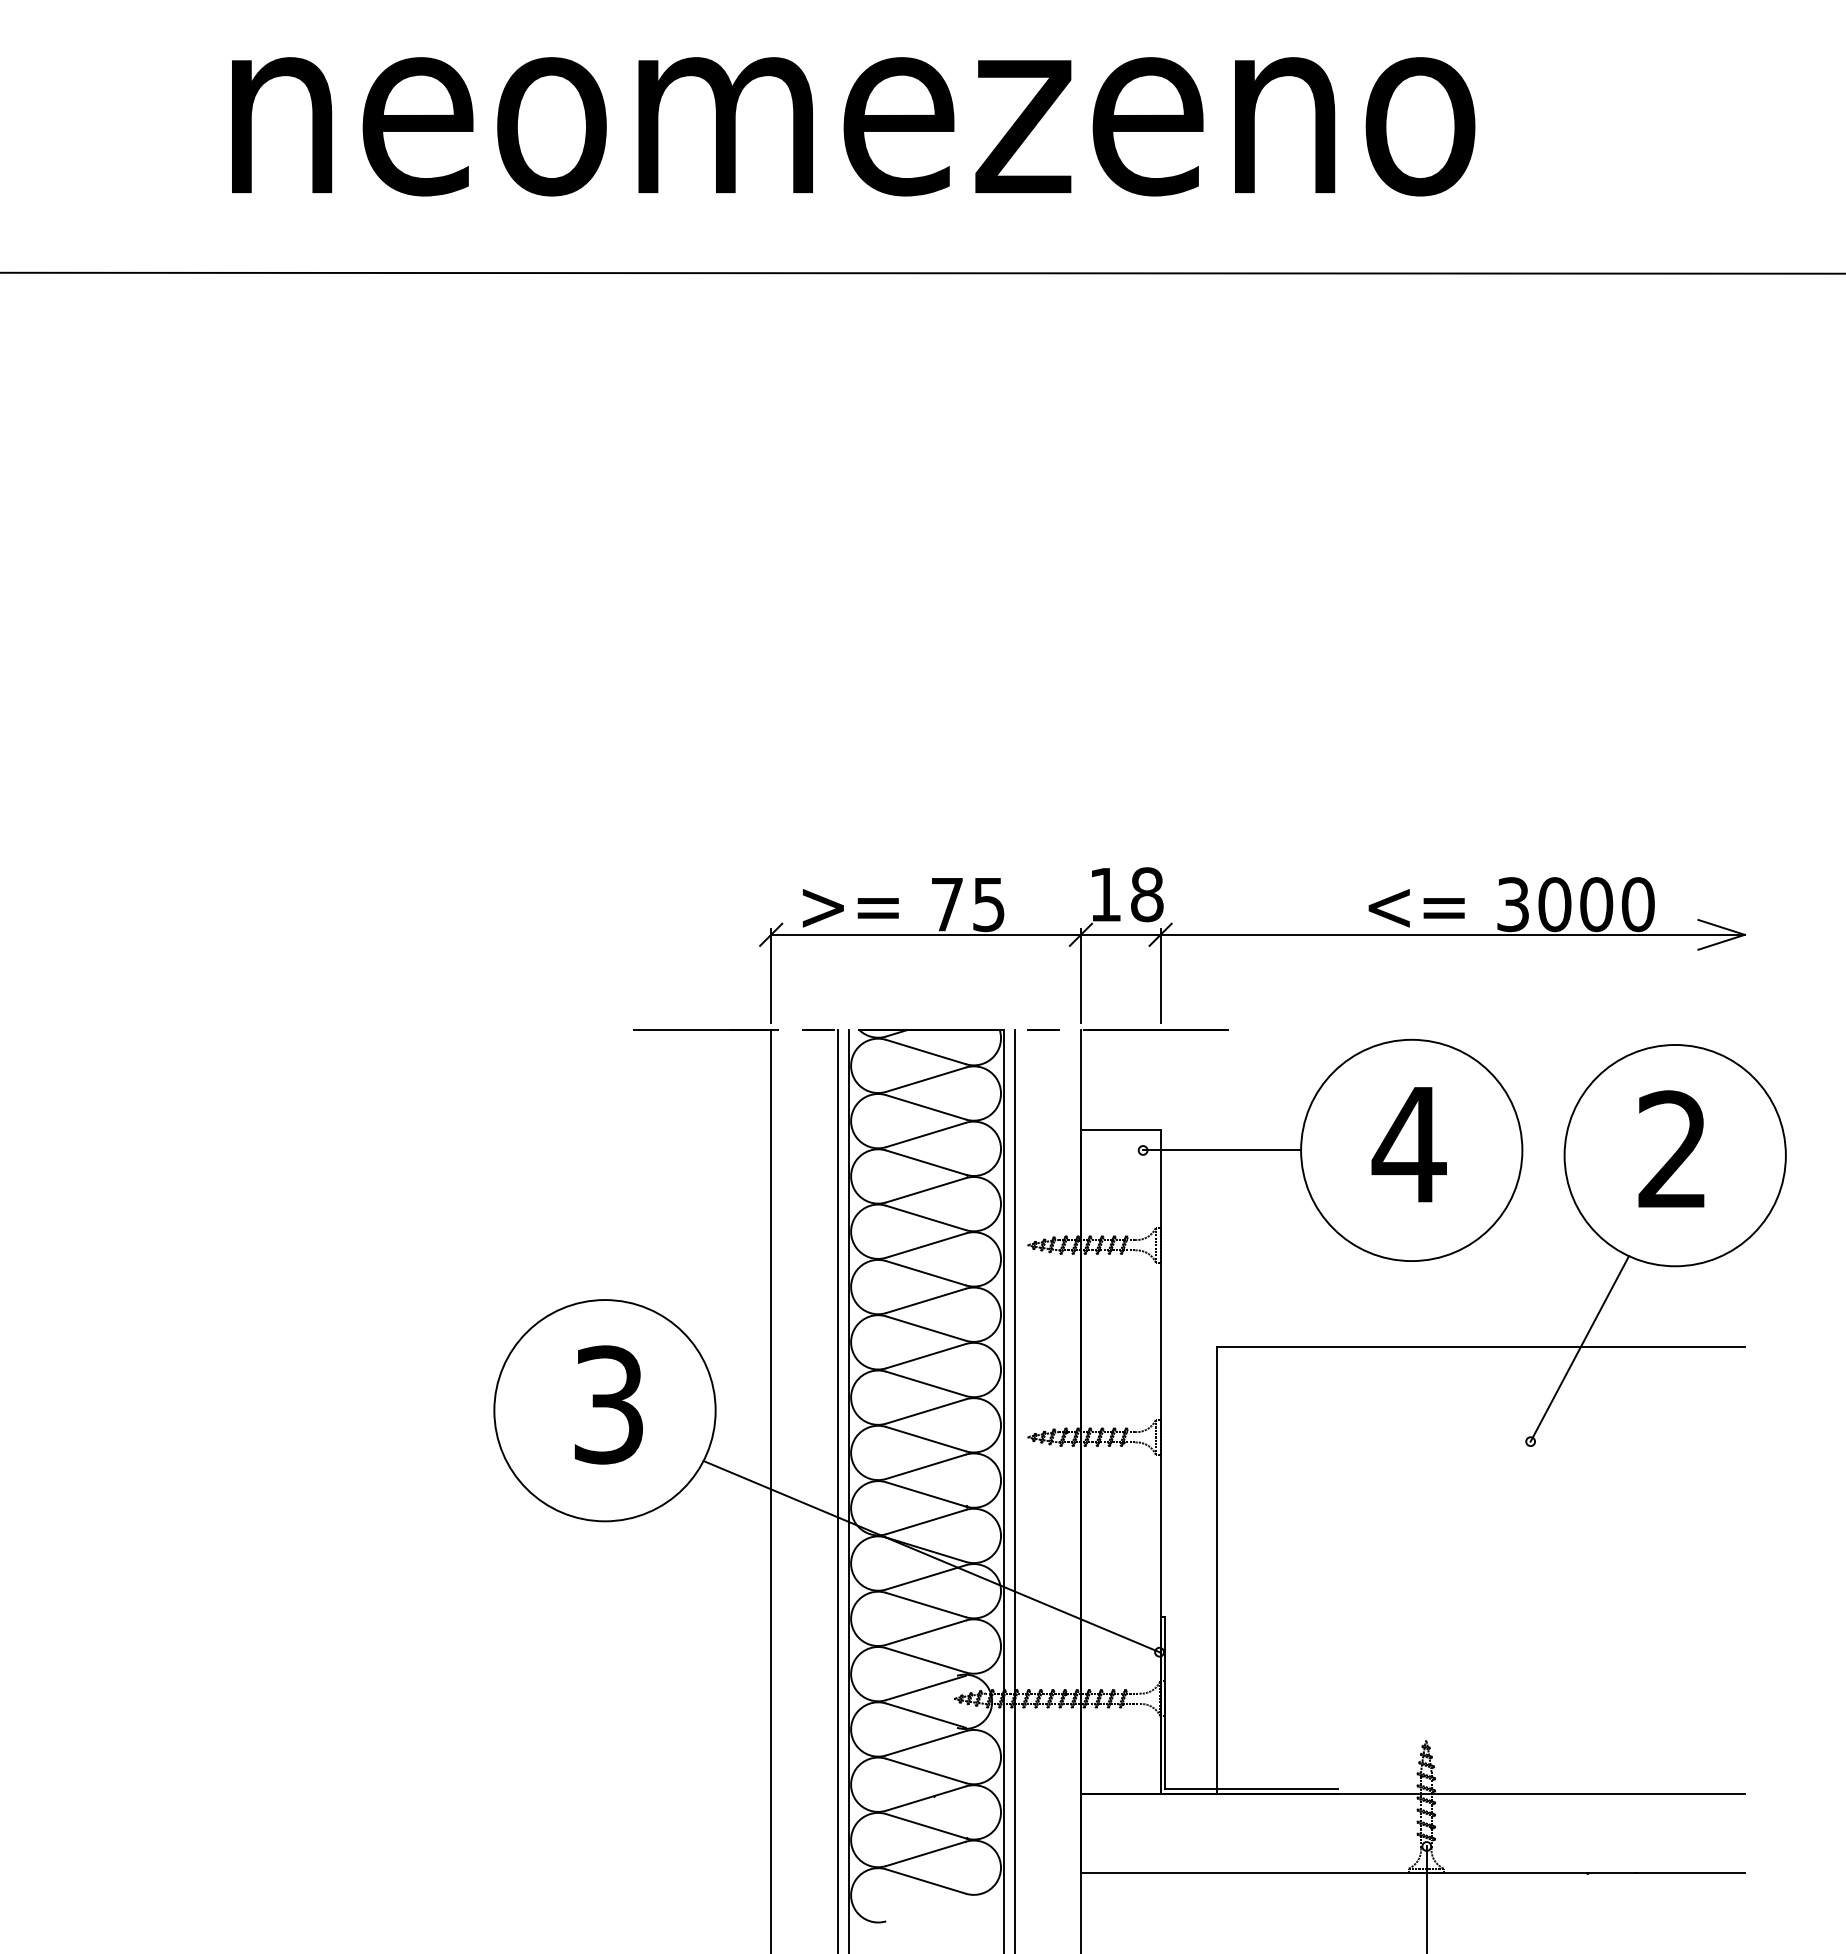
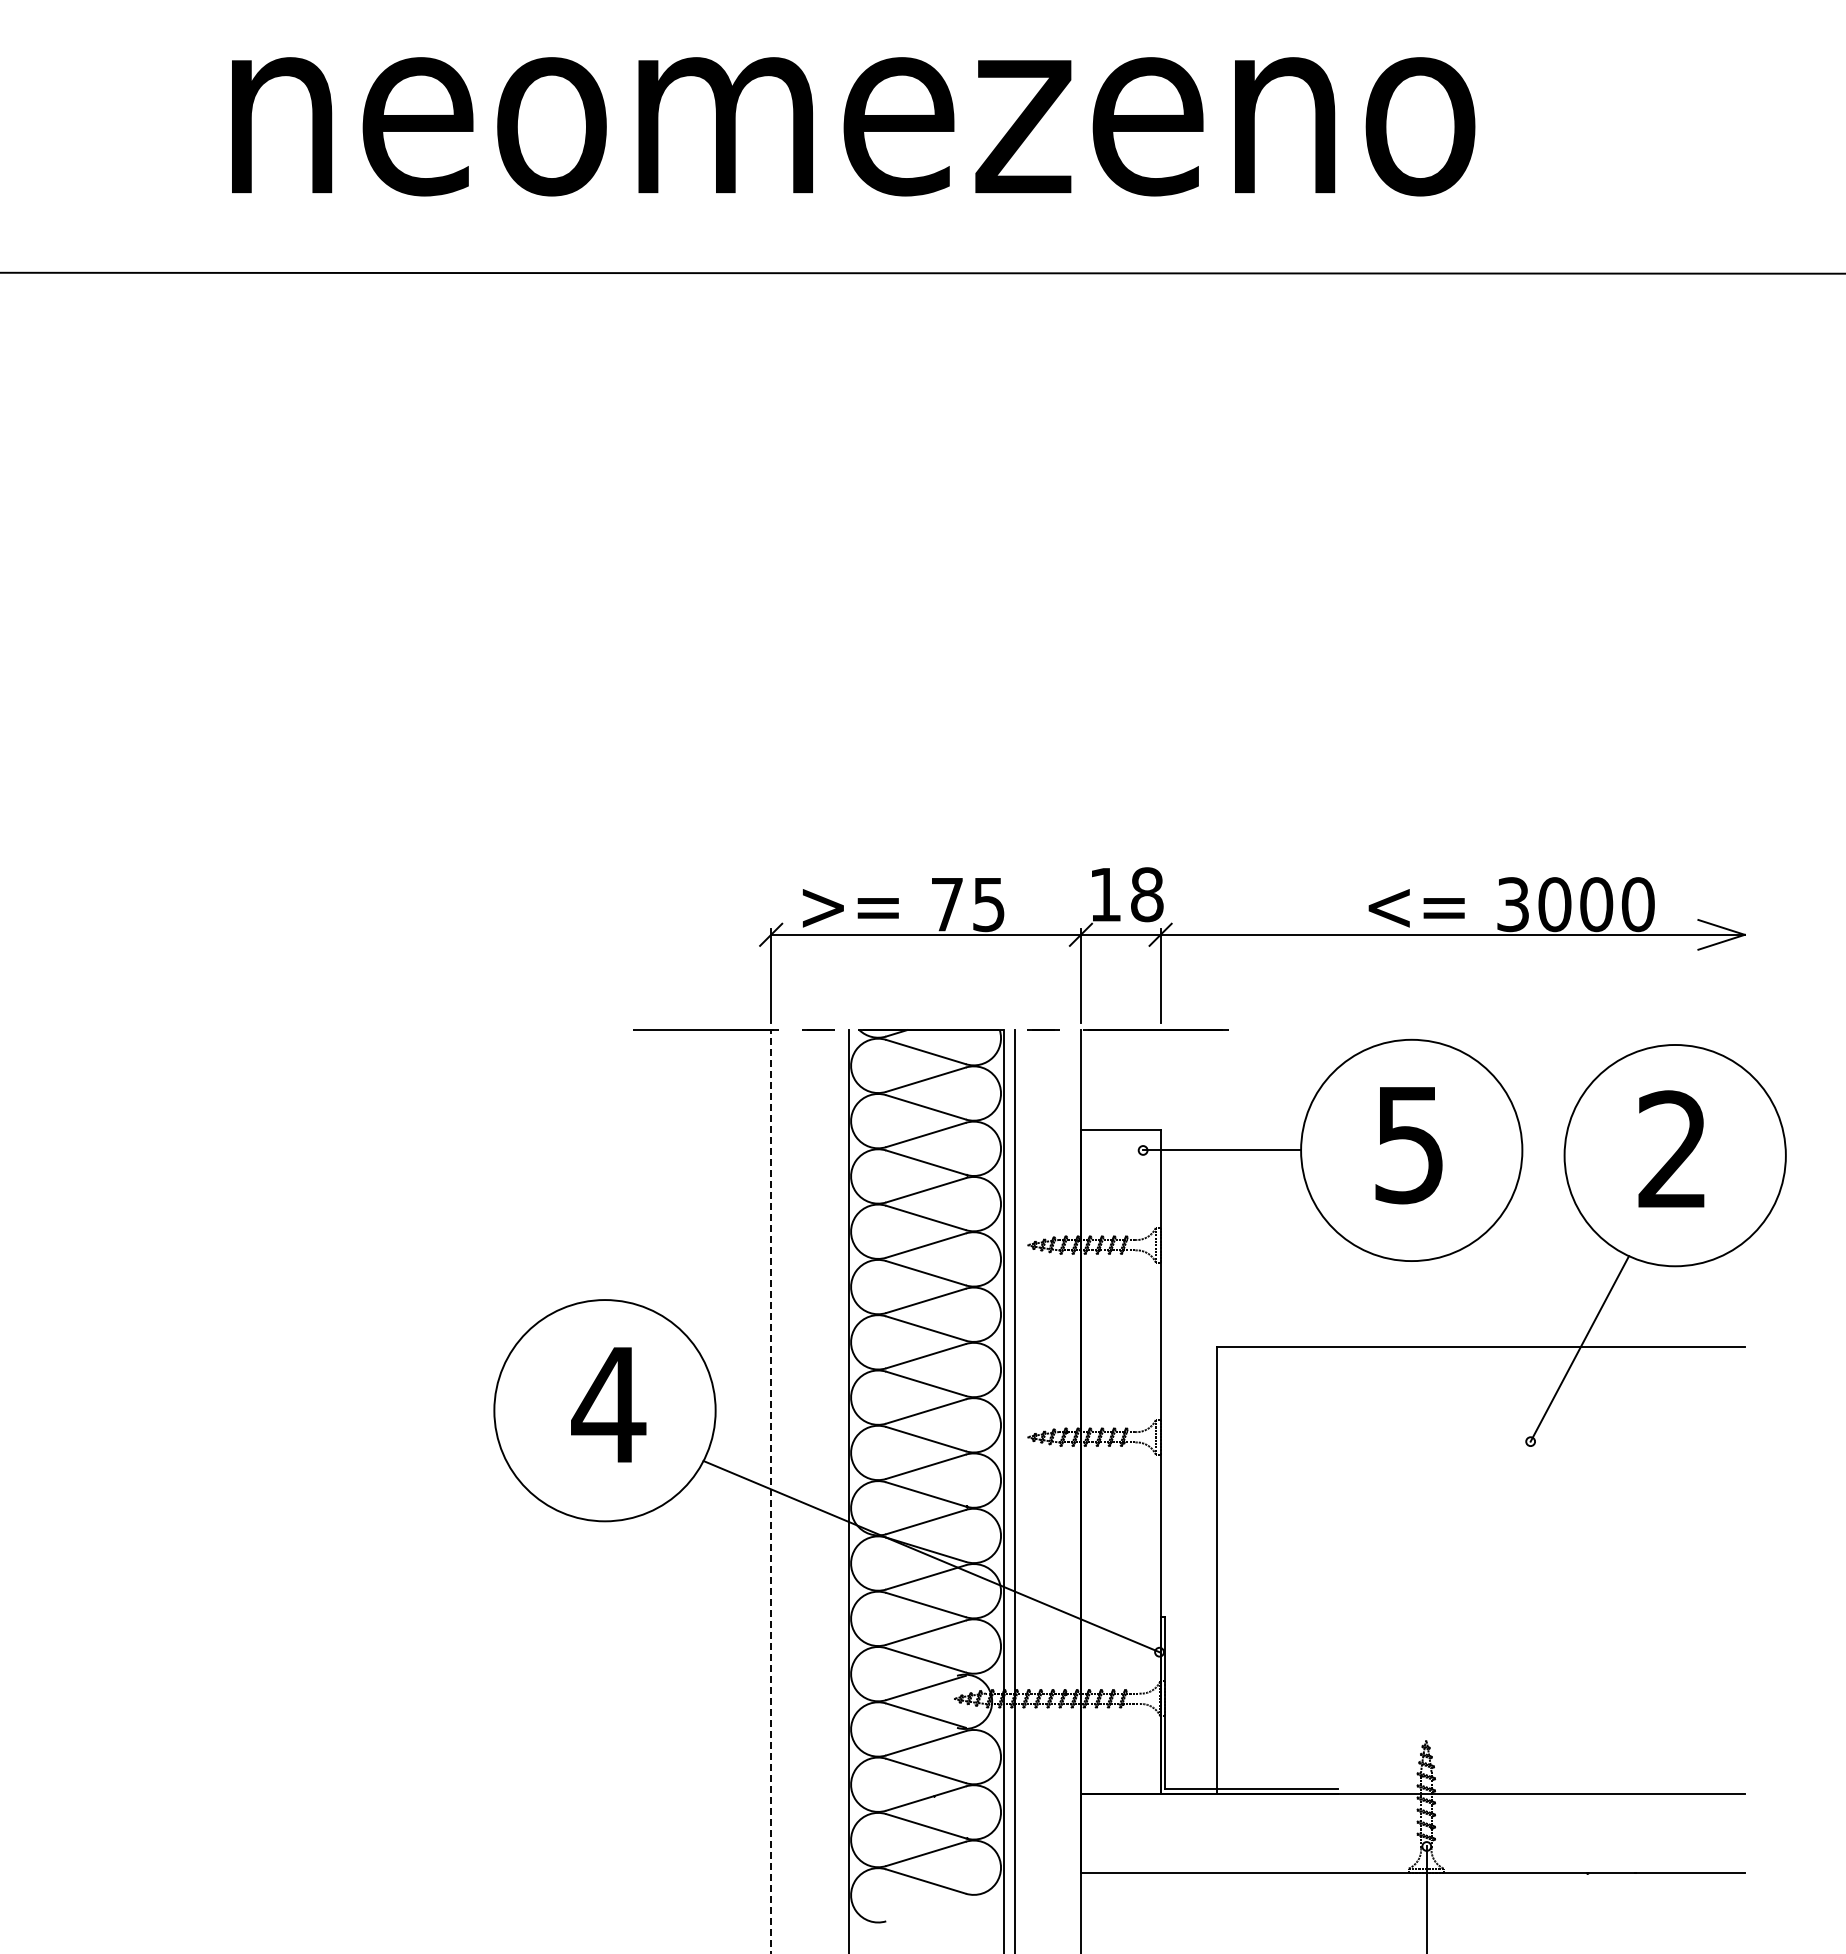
text: 4 -> 5 (1408, 1145)
text: 3 -> 4 (608, 1404)
line: present -> none (837, 1490)
line: solid -> dashed (771, 1491)
